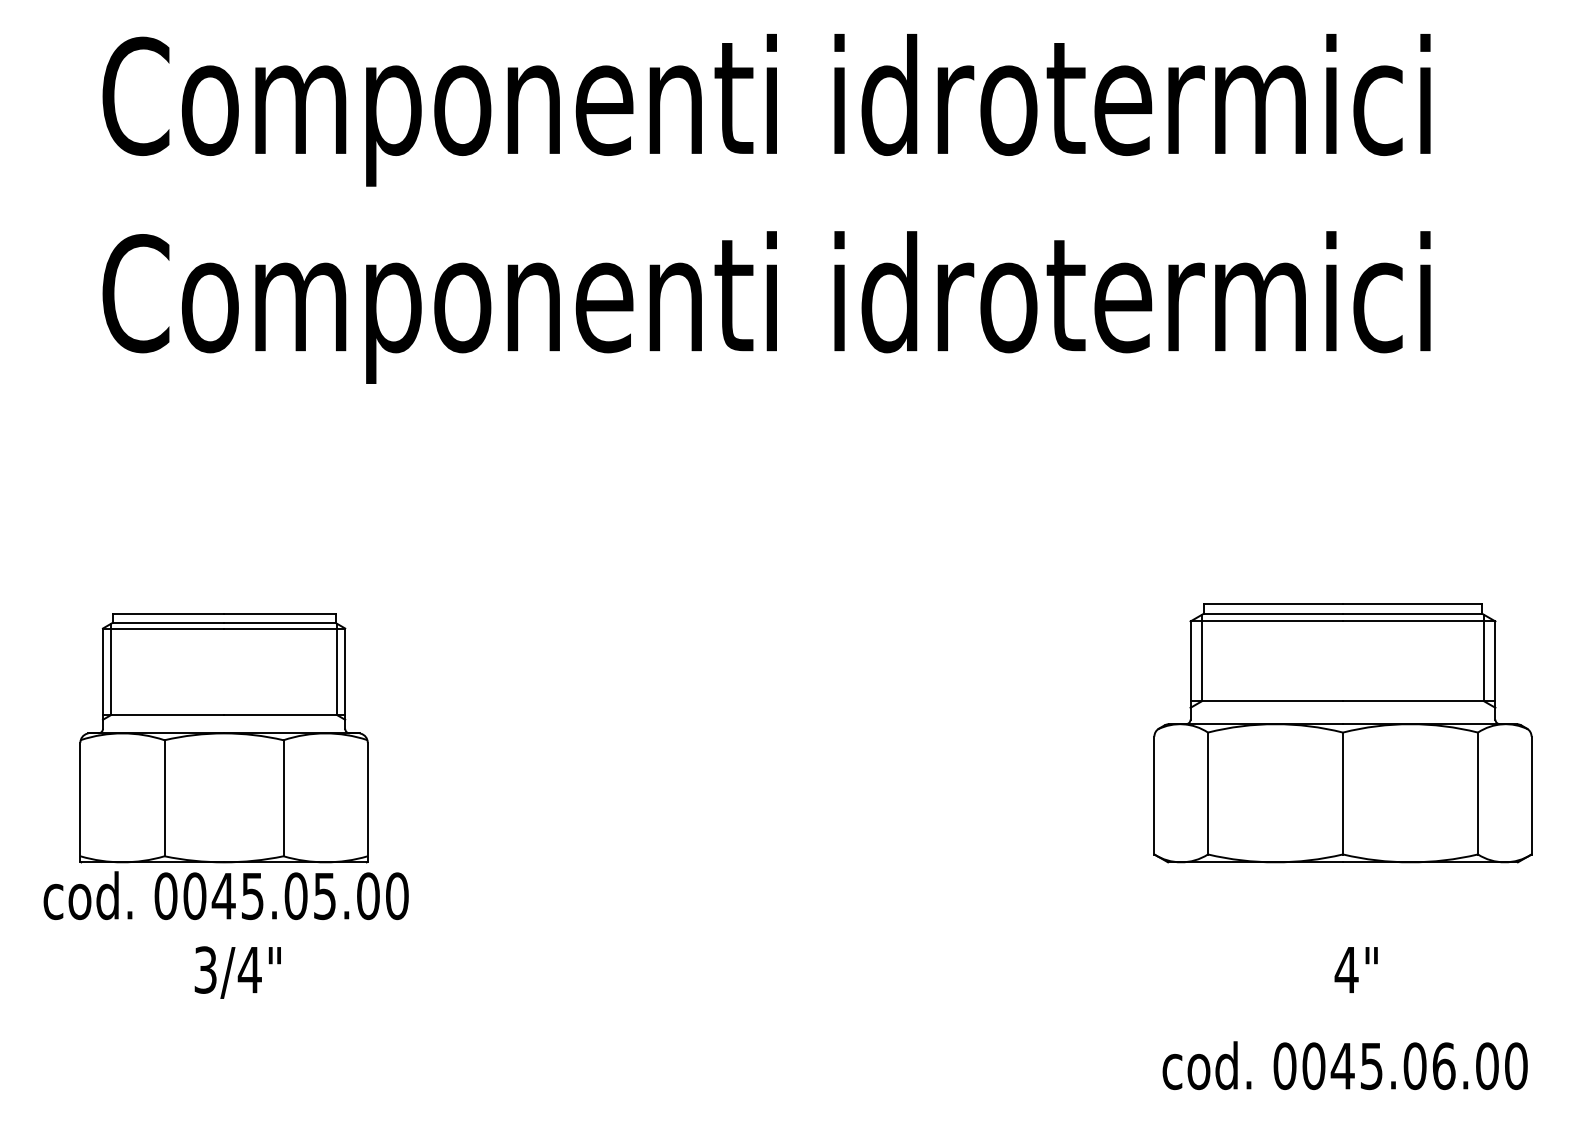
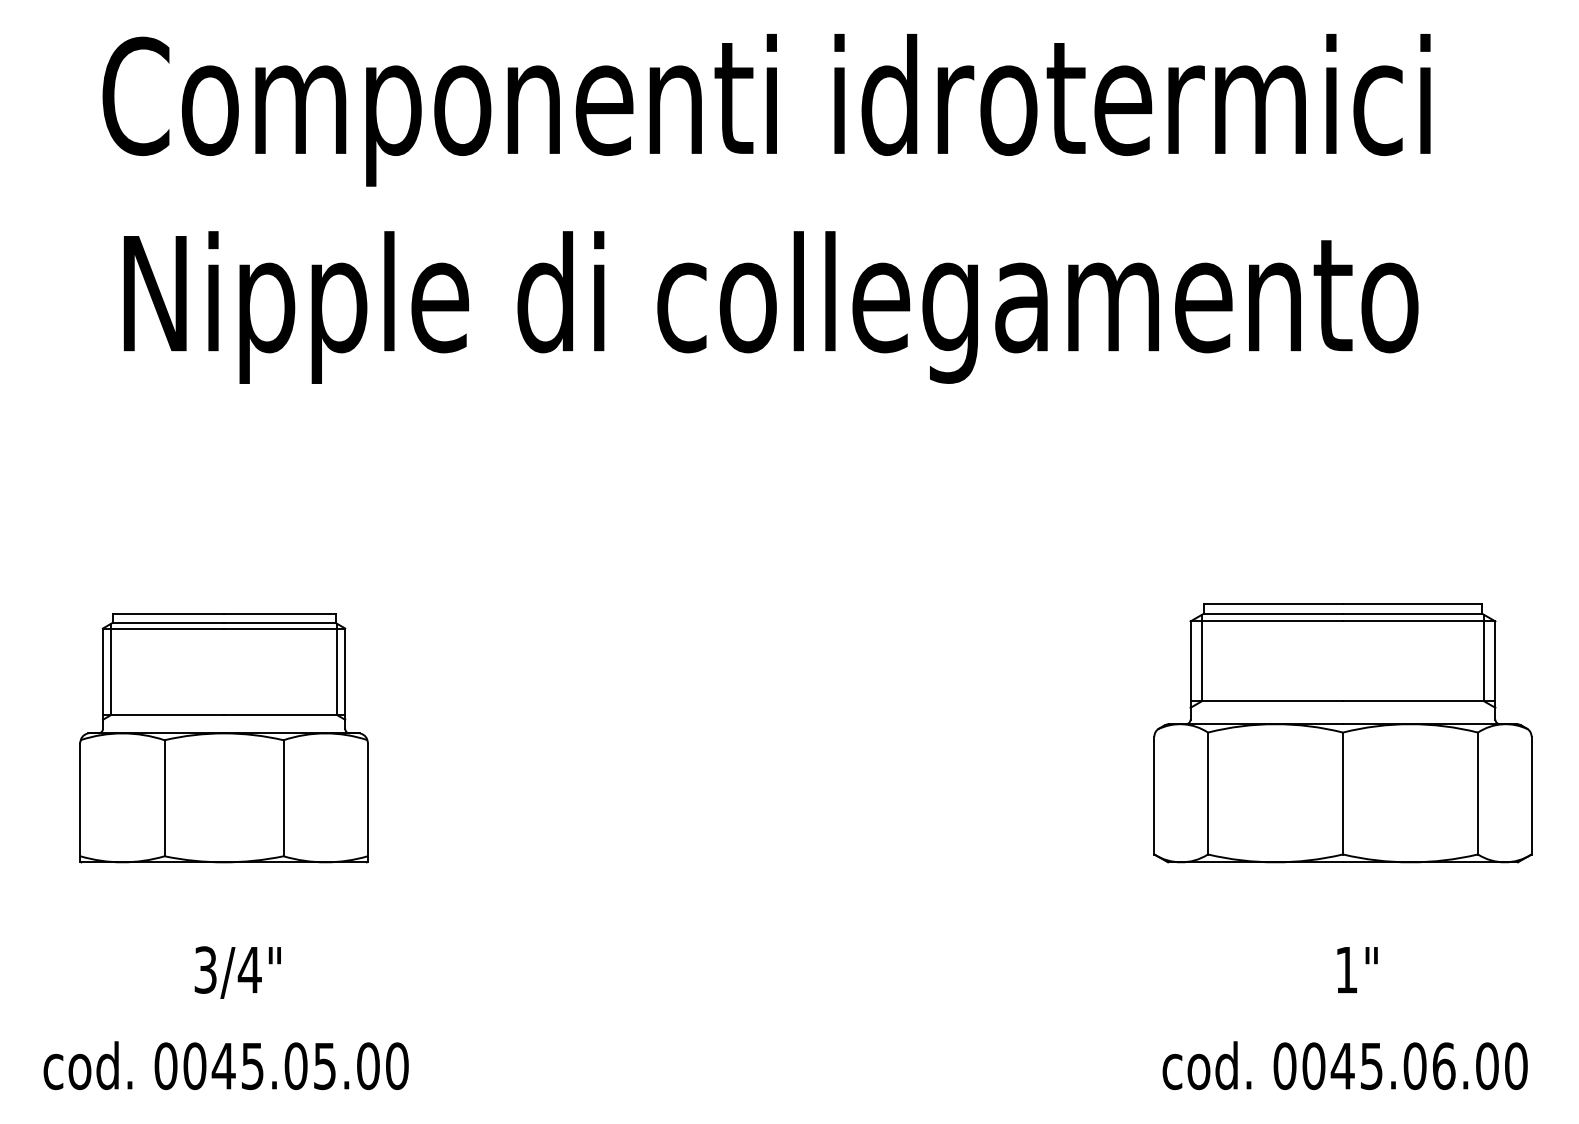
text: Componenti idrotermici -> Nipple di collegamento (766, 307)
text position: (225, 895) -> (225, 1065) (225, 1065)
text: 4" -> 1" (1346, 970)
